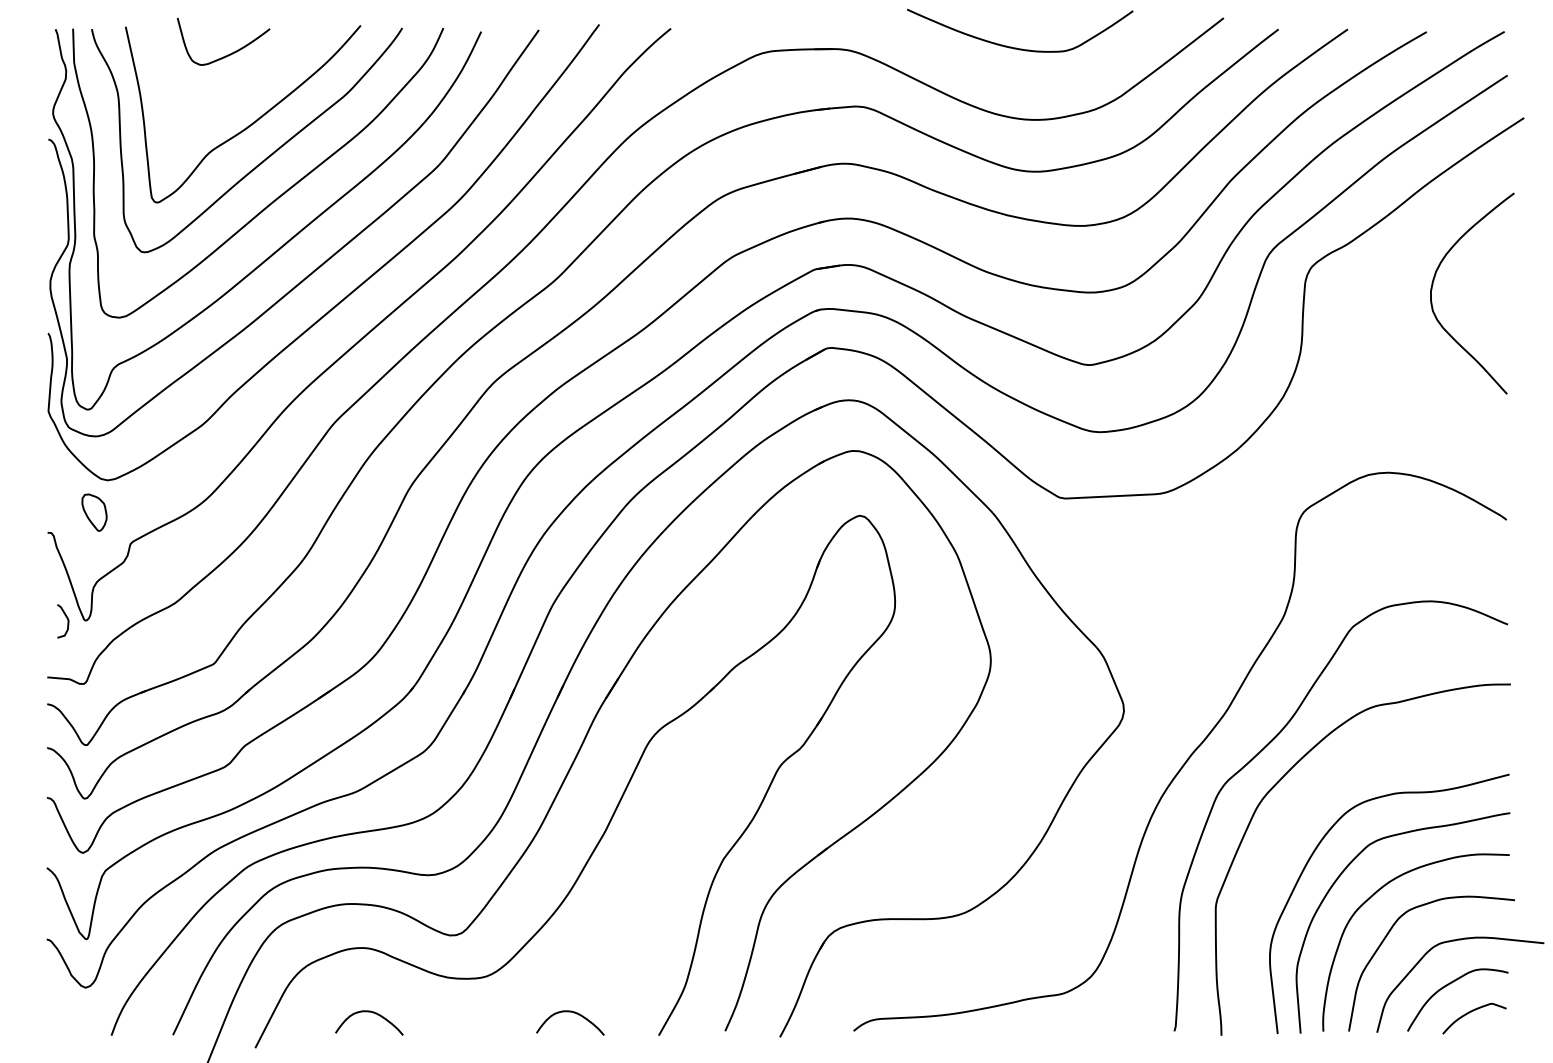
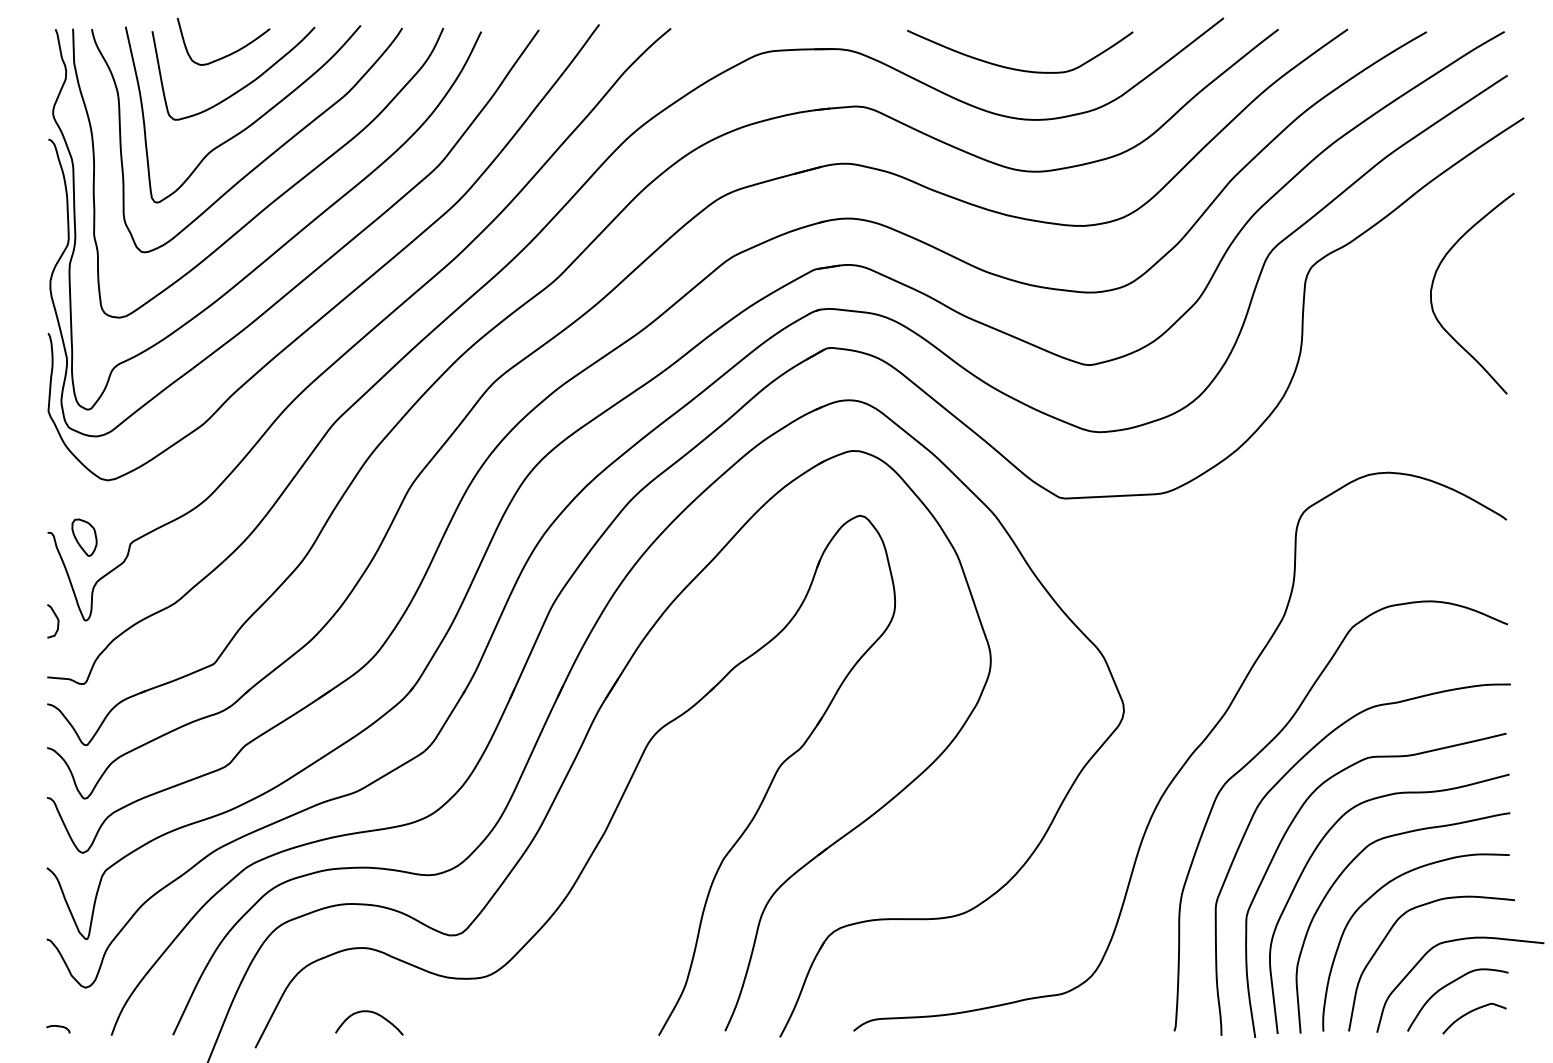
curve position: (1016, 47) -> (1016, 68) (1016, 68)
curve: none -> present (243, 86)
part position: (94, 512) -> (84, 537) (84, 537)
curve position: (67, 621) -> (57, 621) (57, 621)
curve: none -> present (1288, 830)
curve: present -> none (573, 1013)
curve: none -> present (58, 1027)
